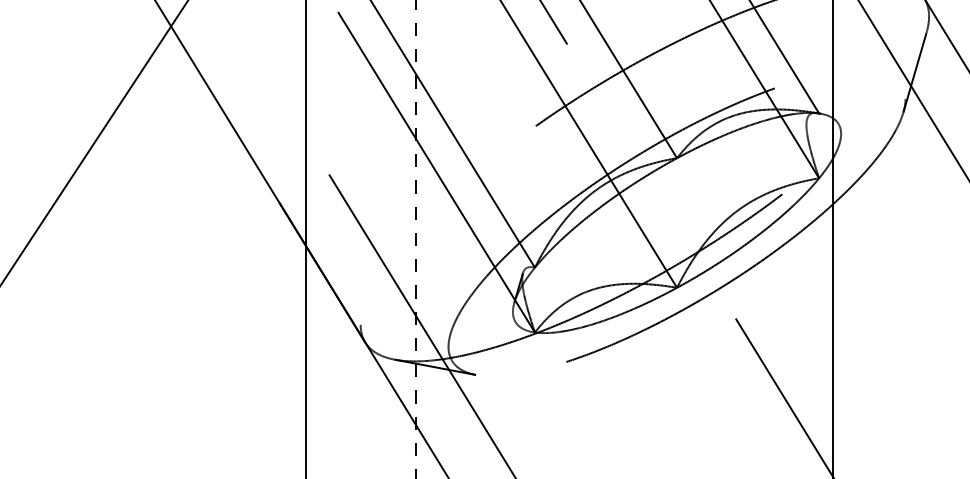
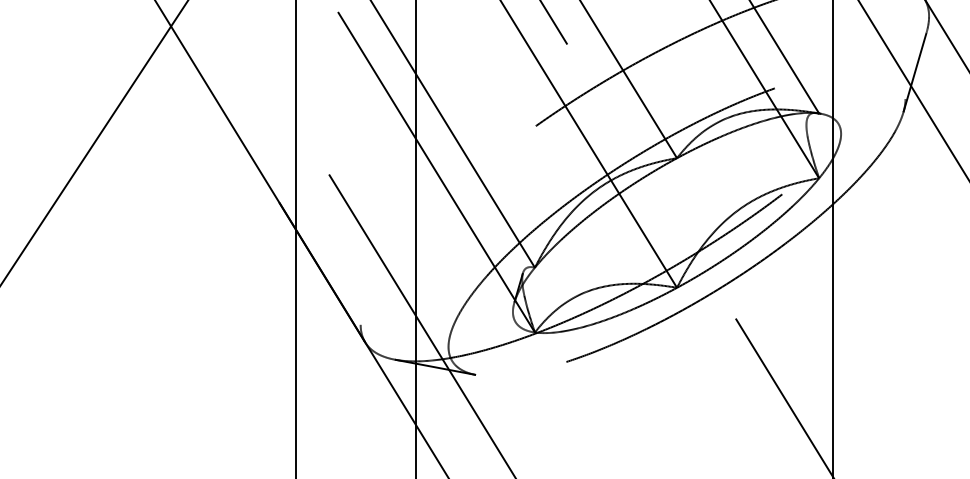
line position: (306, 238) -> (296, 238) (296, 238)
line: dashed -> solid (416, 239)
